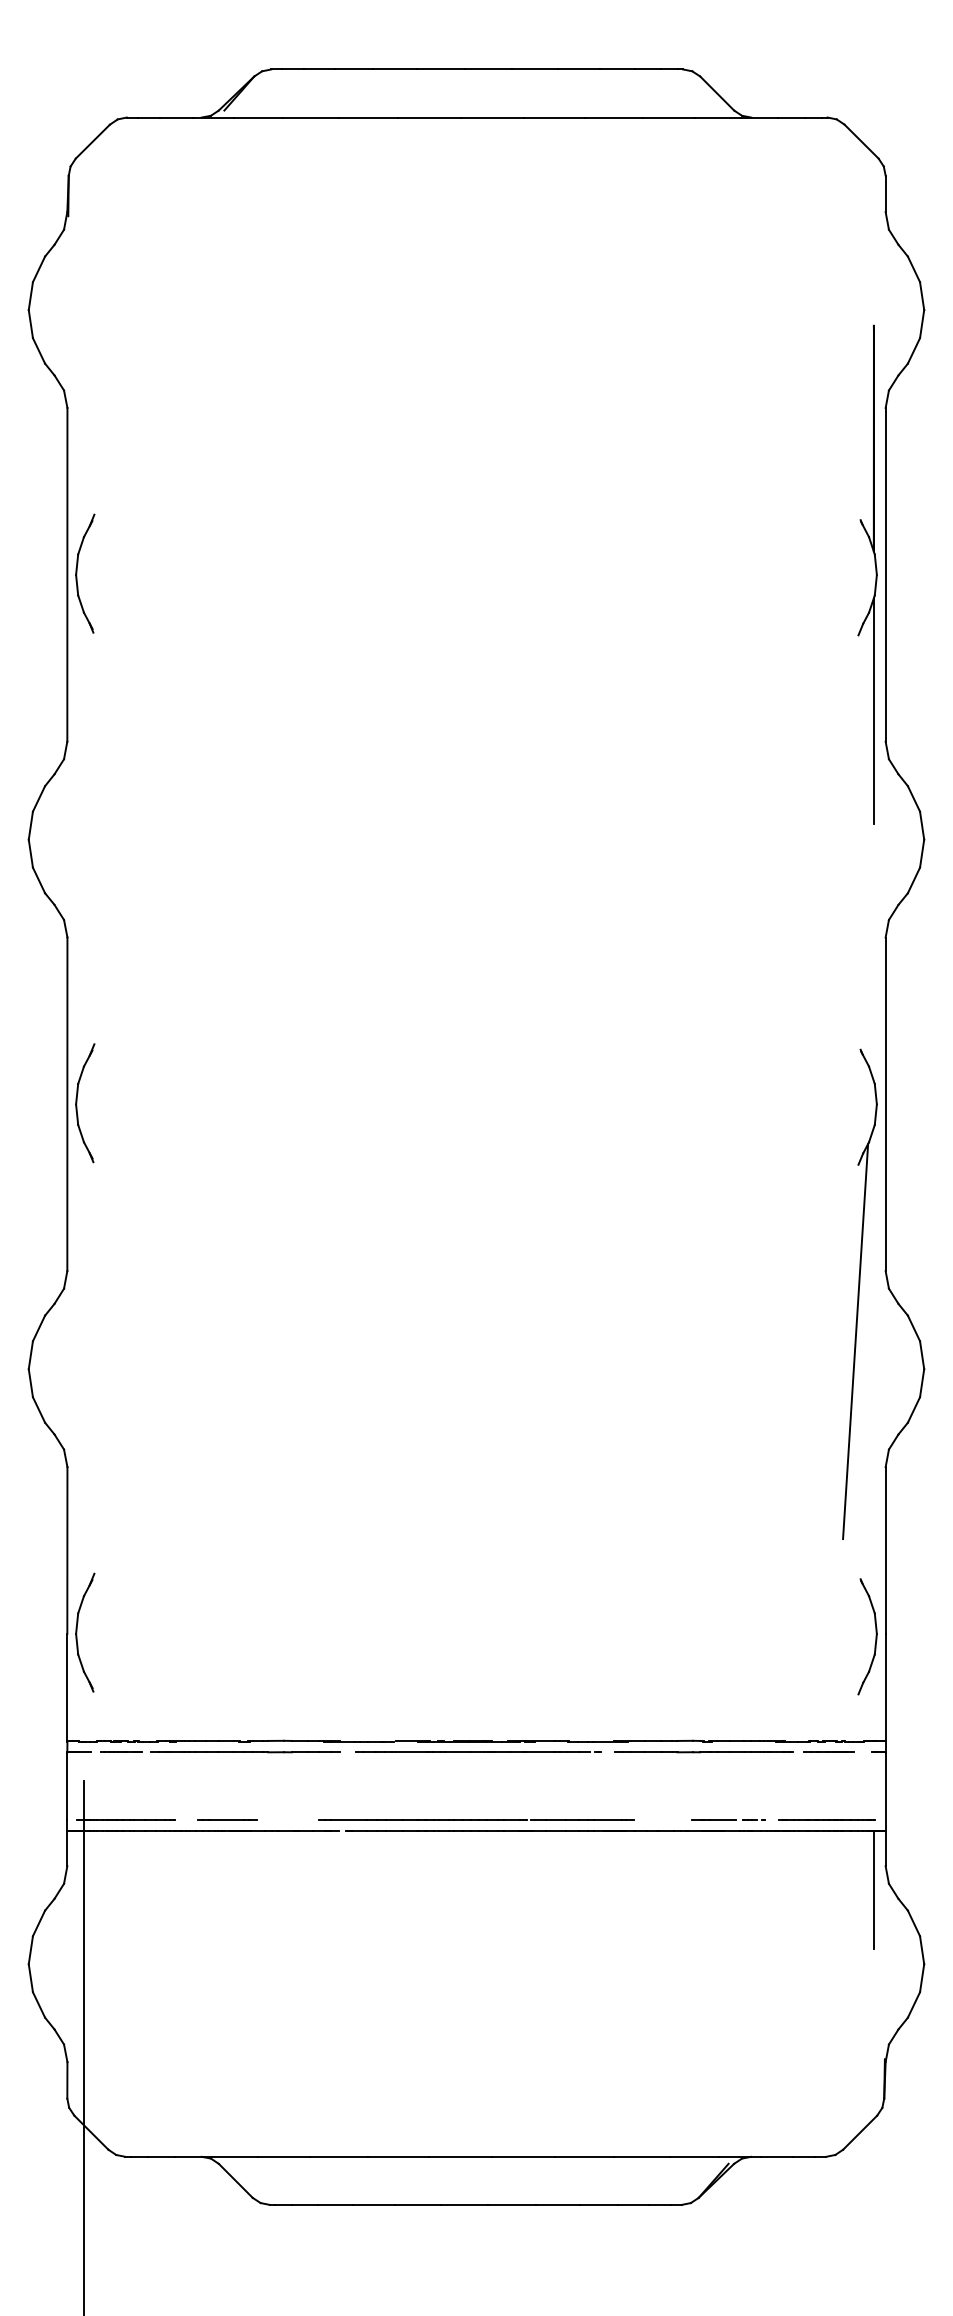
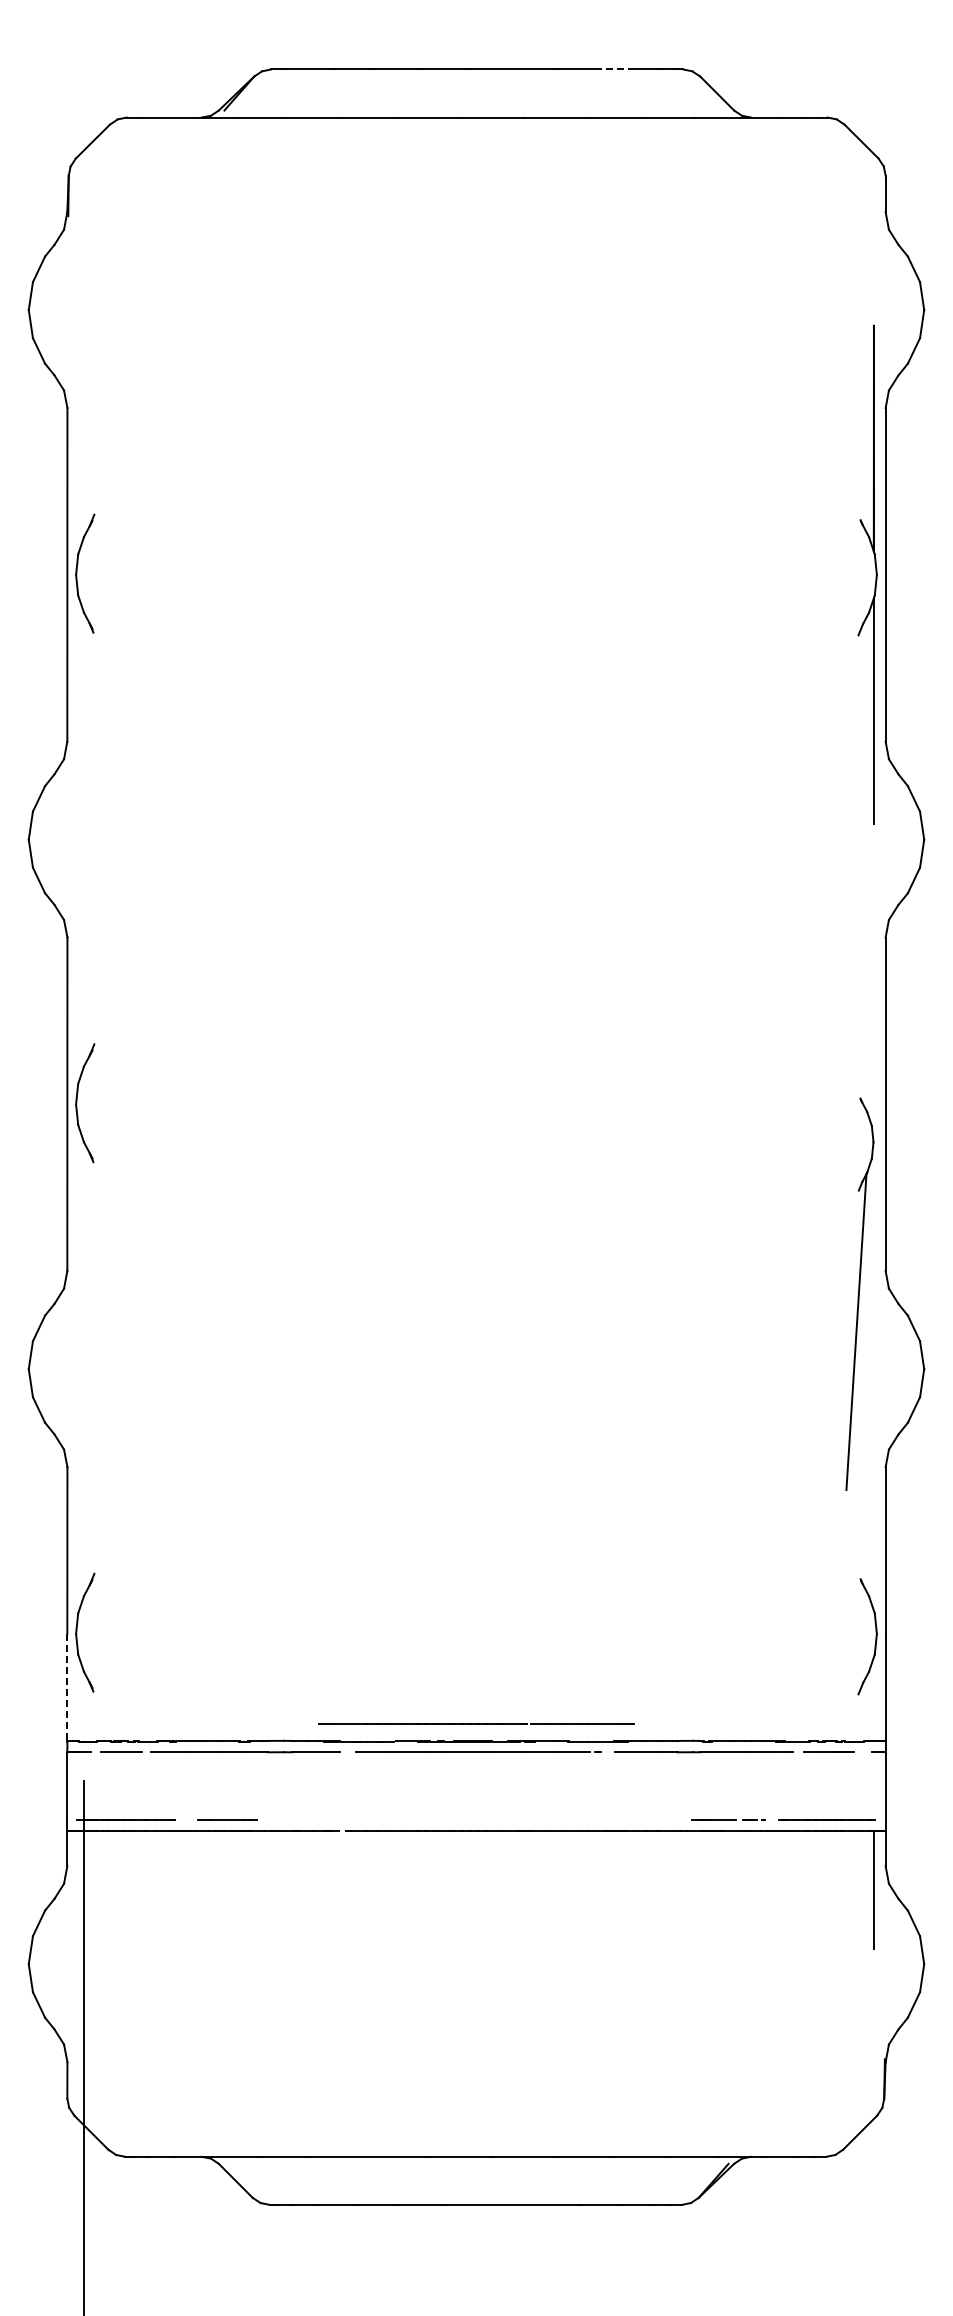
line: solid -> dashed (616, 69)
part size: 36x492 px -> 30x394 px (859, 1293)
line: solid -> dashed (67, 1687)
line position: (476, 1819) -> (476, 1723) (476, 1723)
